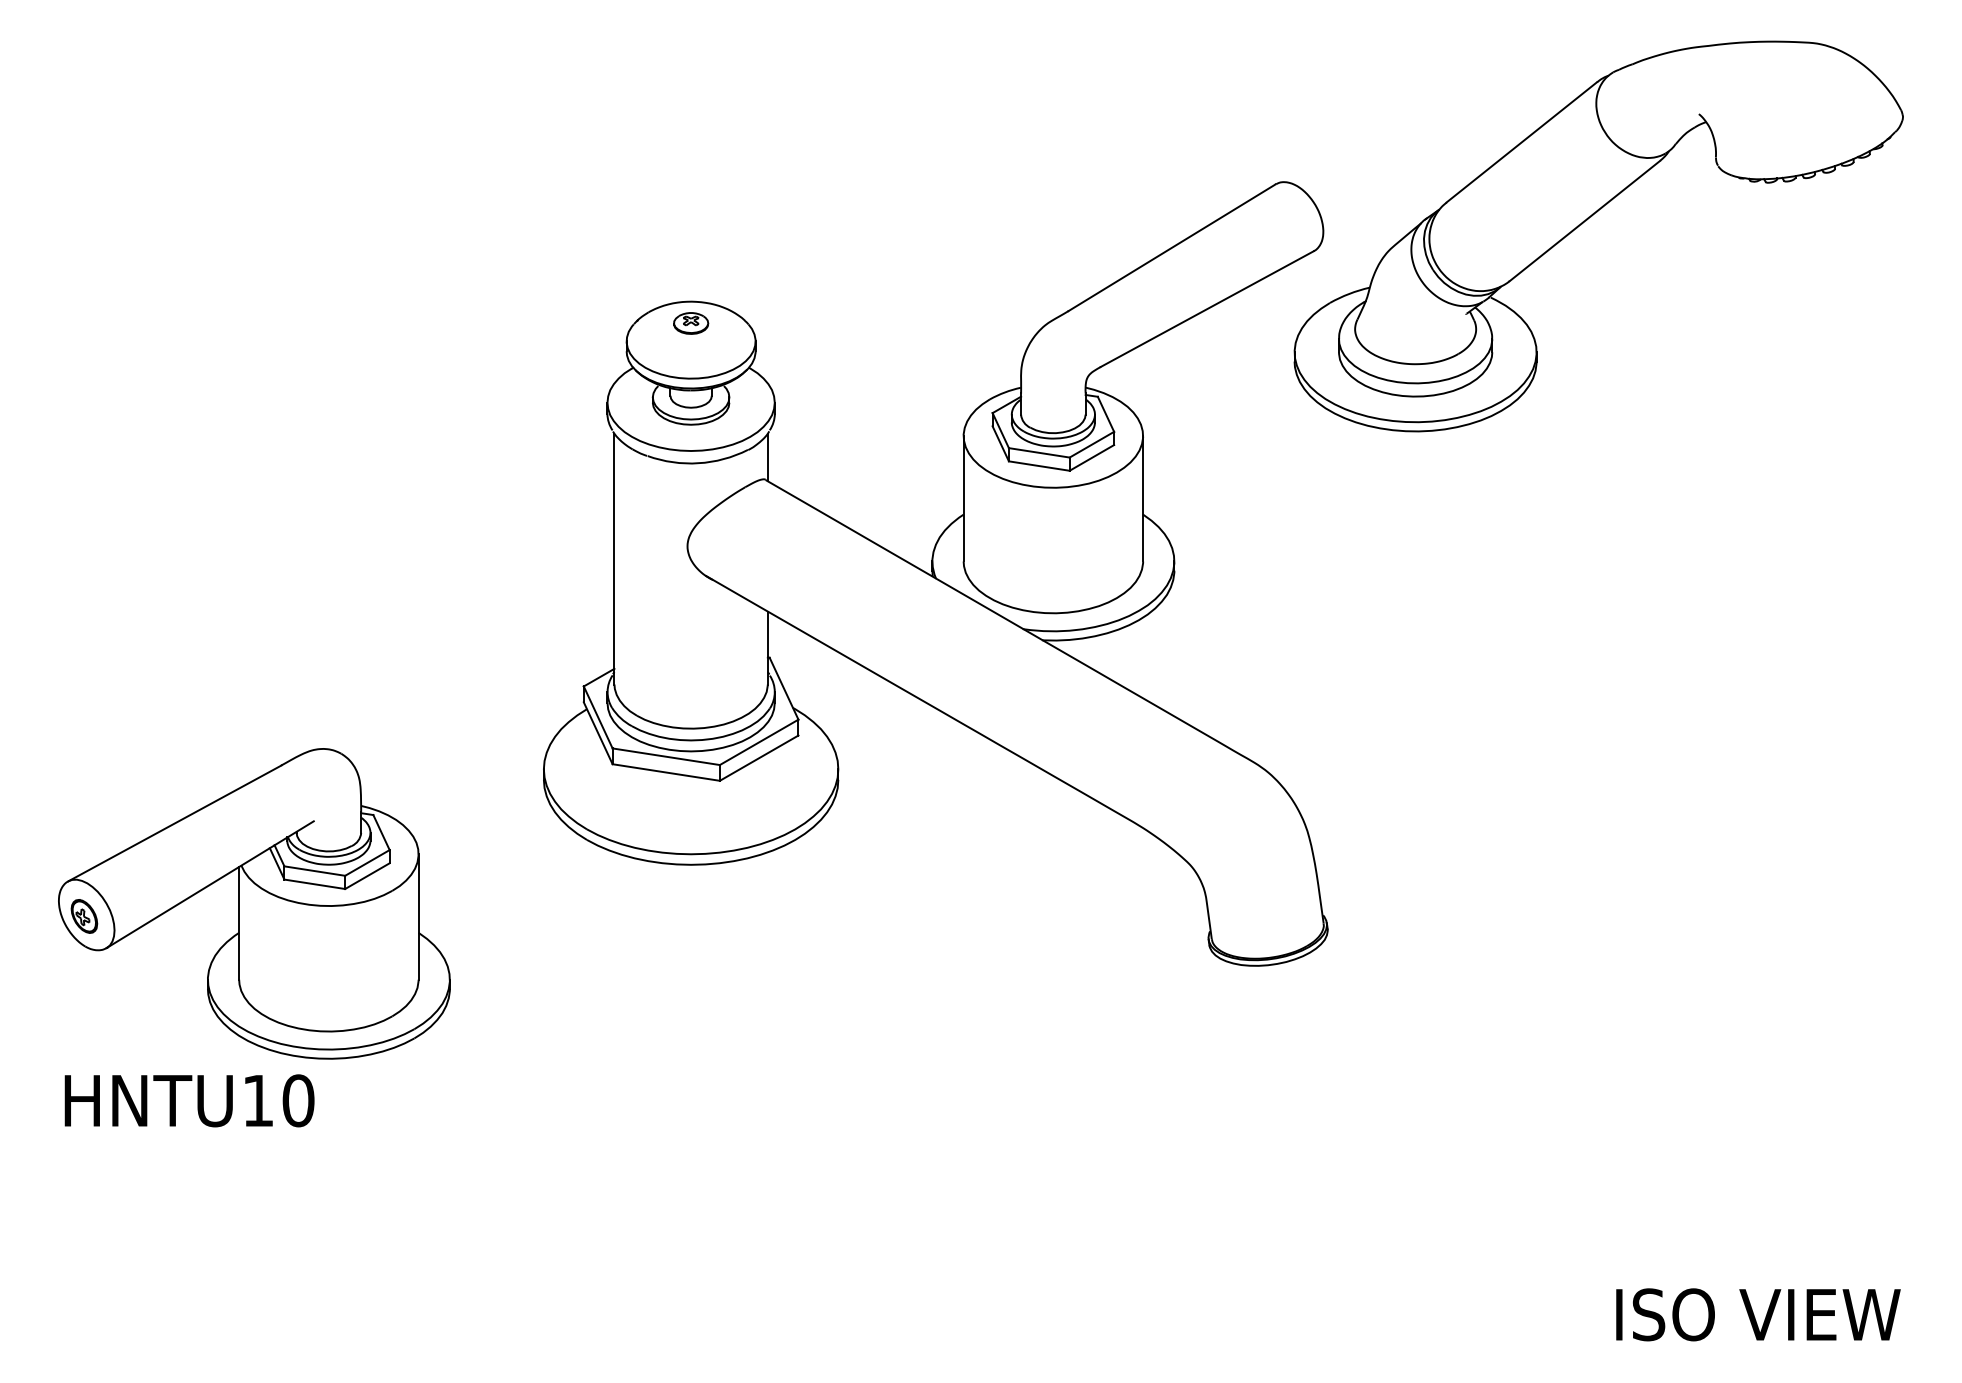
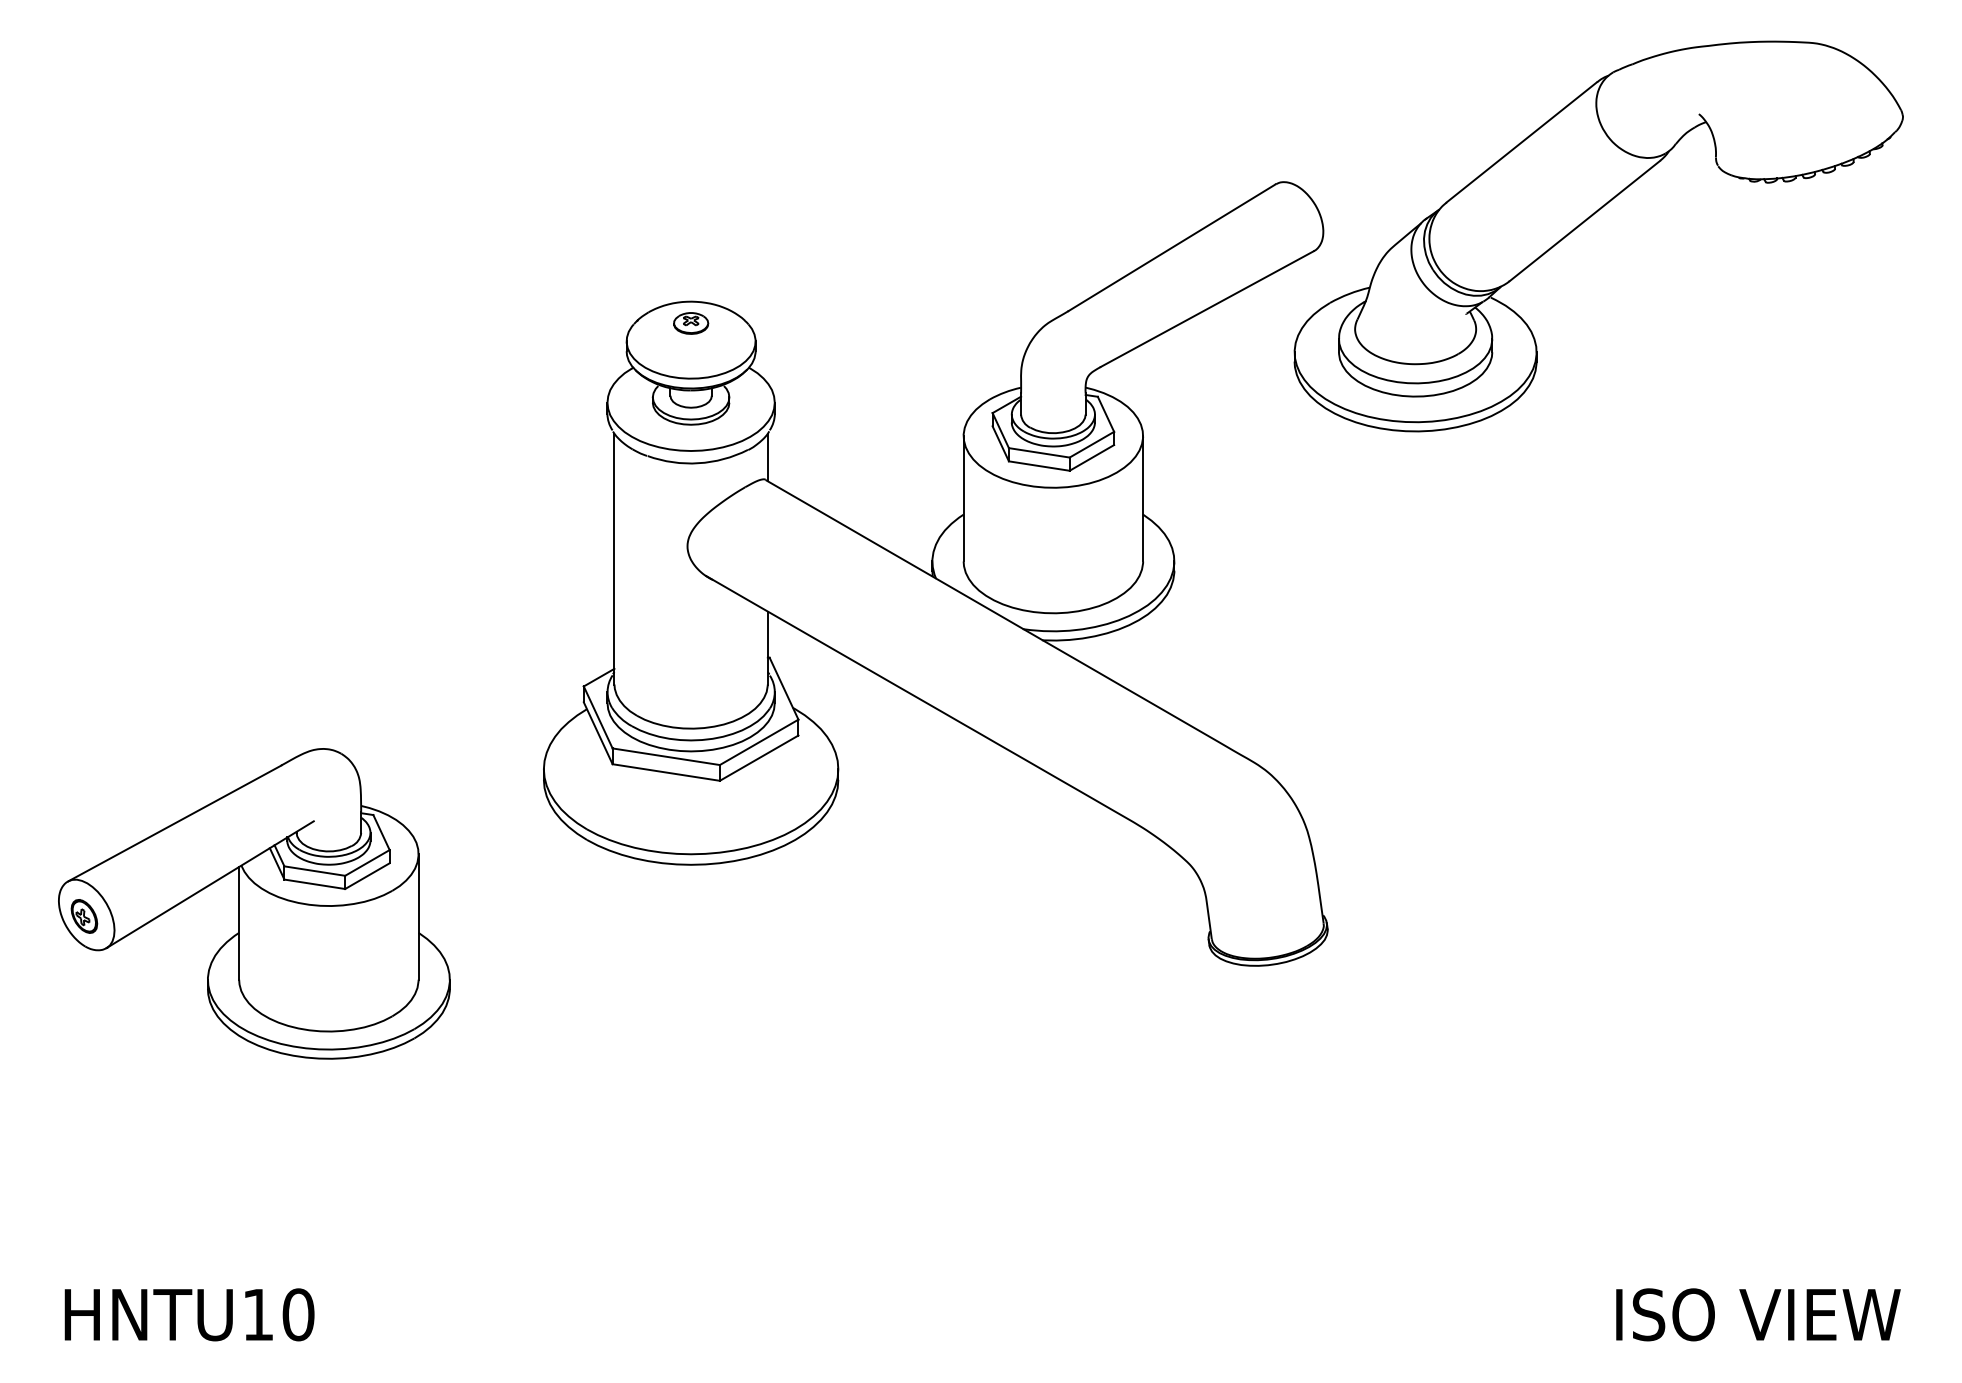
text position: (189, 1100) -> (189, 1314) (189, 1314)
